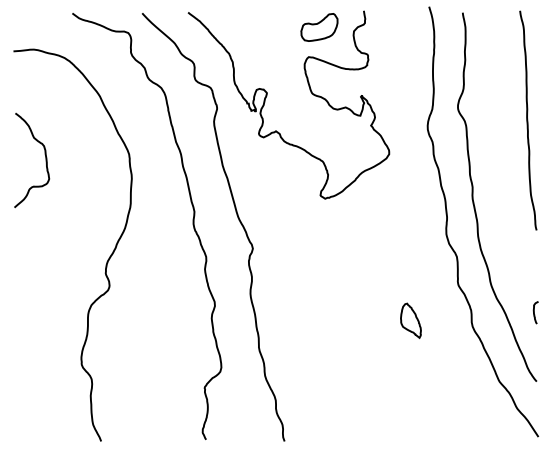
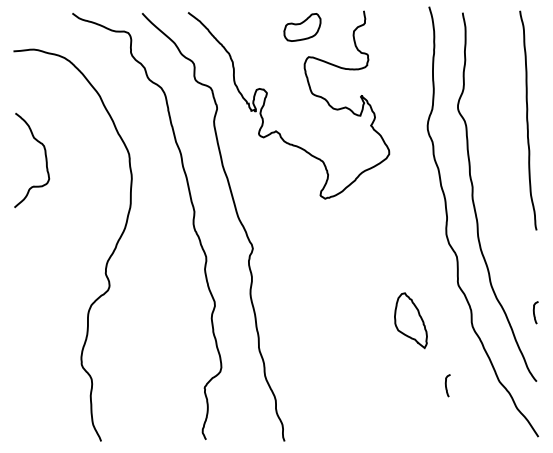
part position: (319, 27) -> (302, 27) (302, 27)
part size: 22x38 px -> 34x58 px (410, 320)
curve: none -> present (446, 385)
